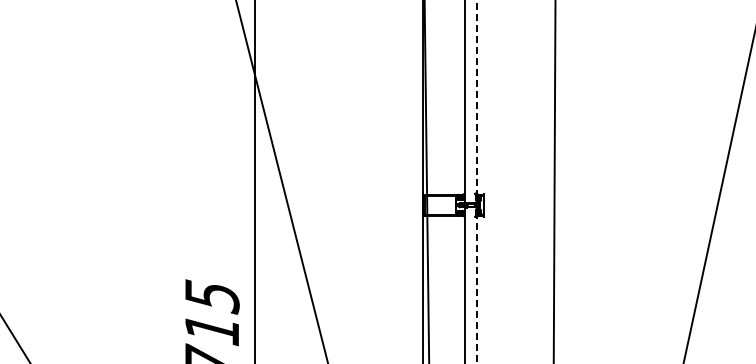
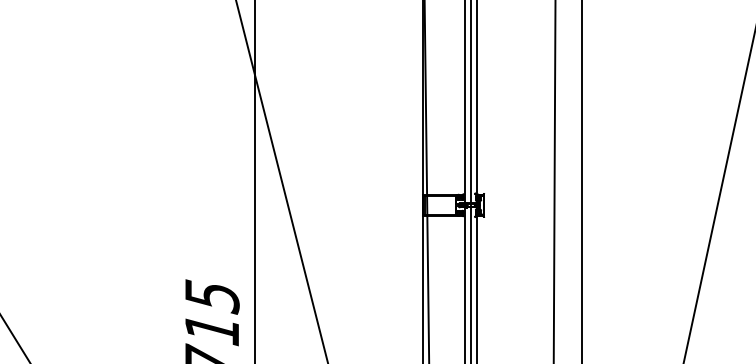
line: none -> present (471, 181)
line: none -> present (582, 181)
line: dashed -> solid (477, 182)
